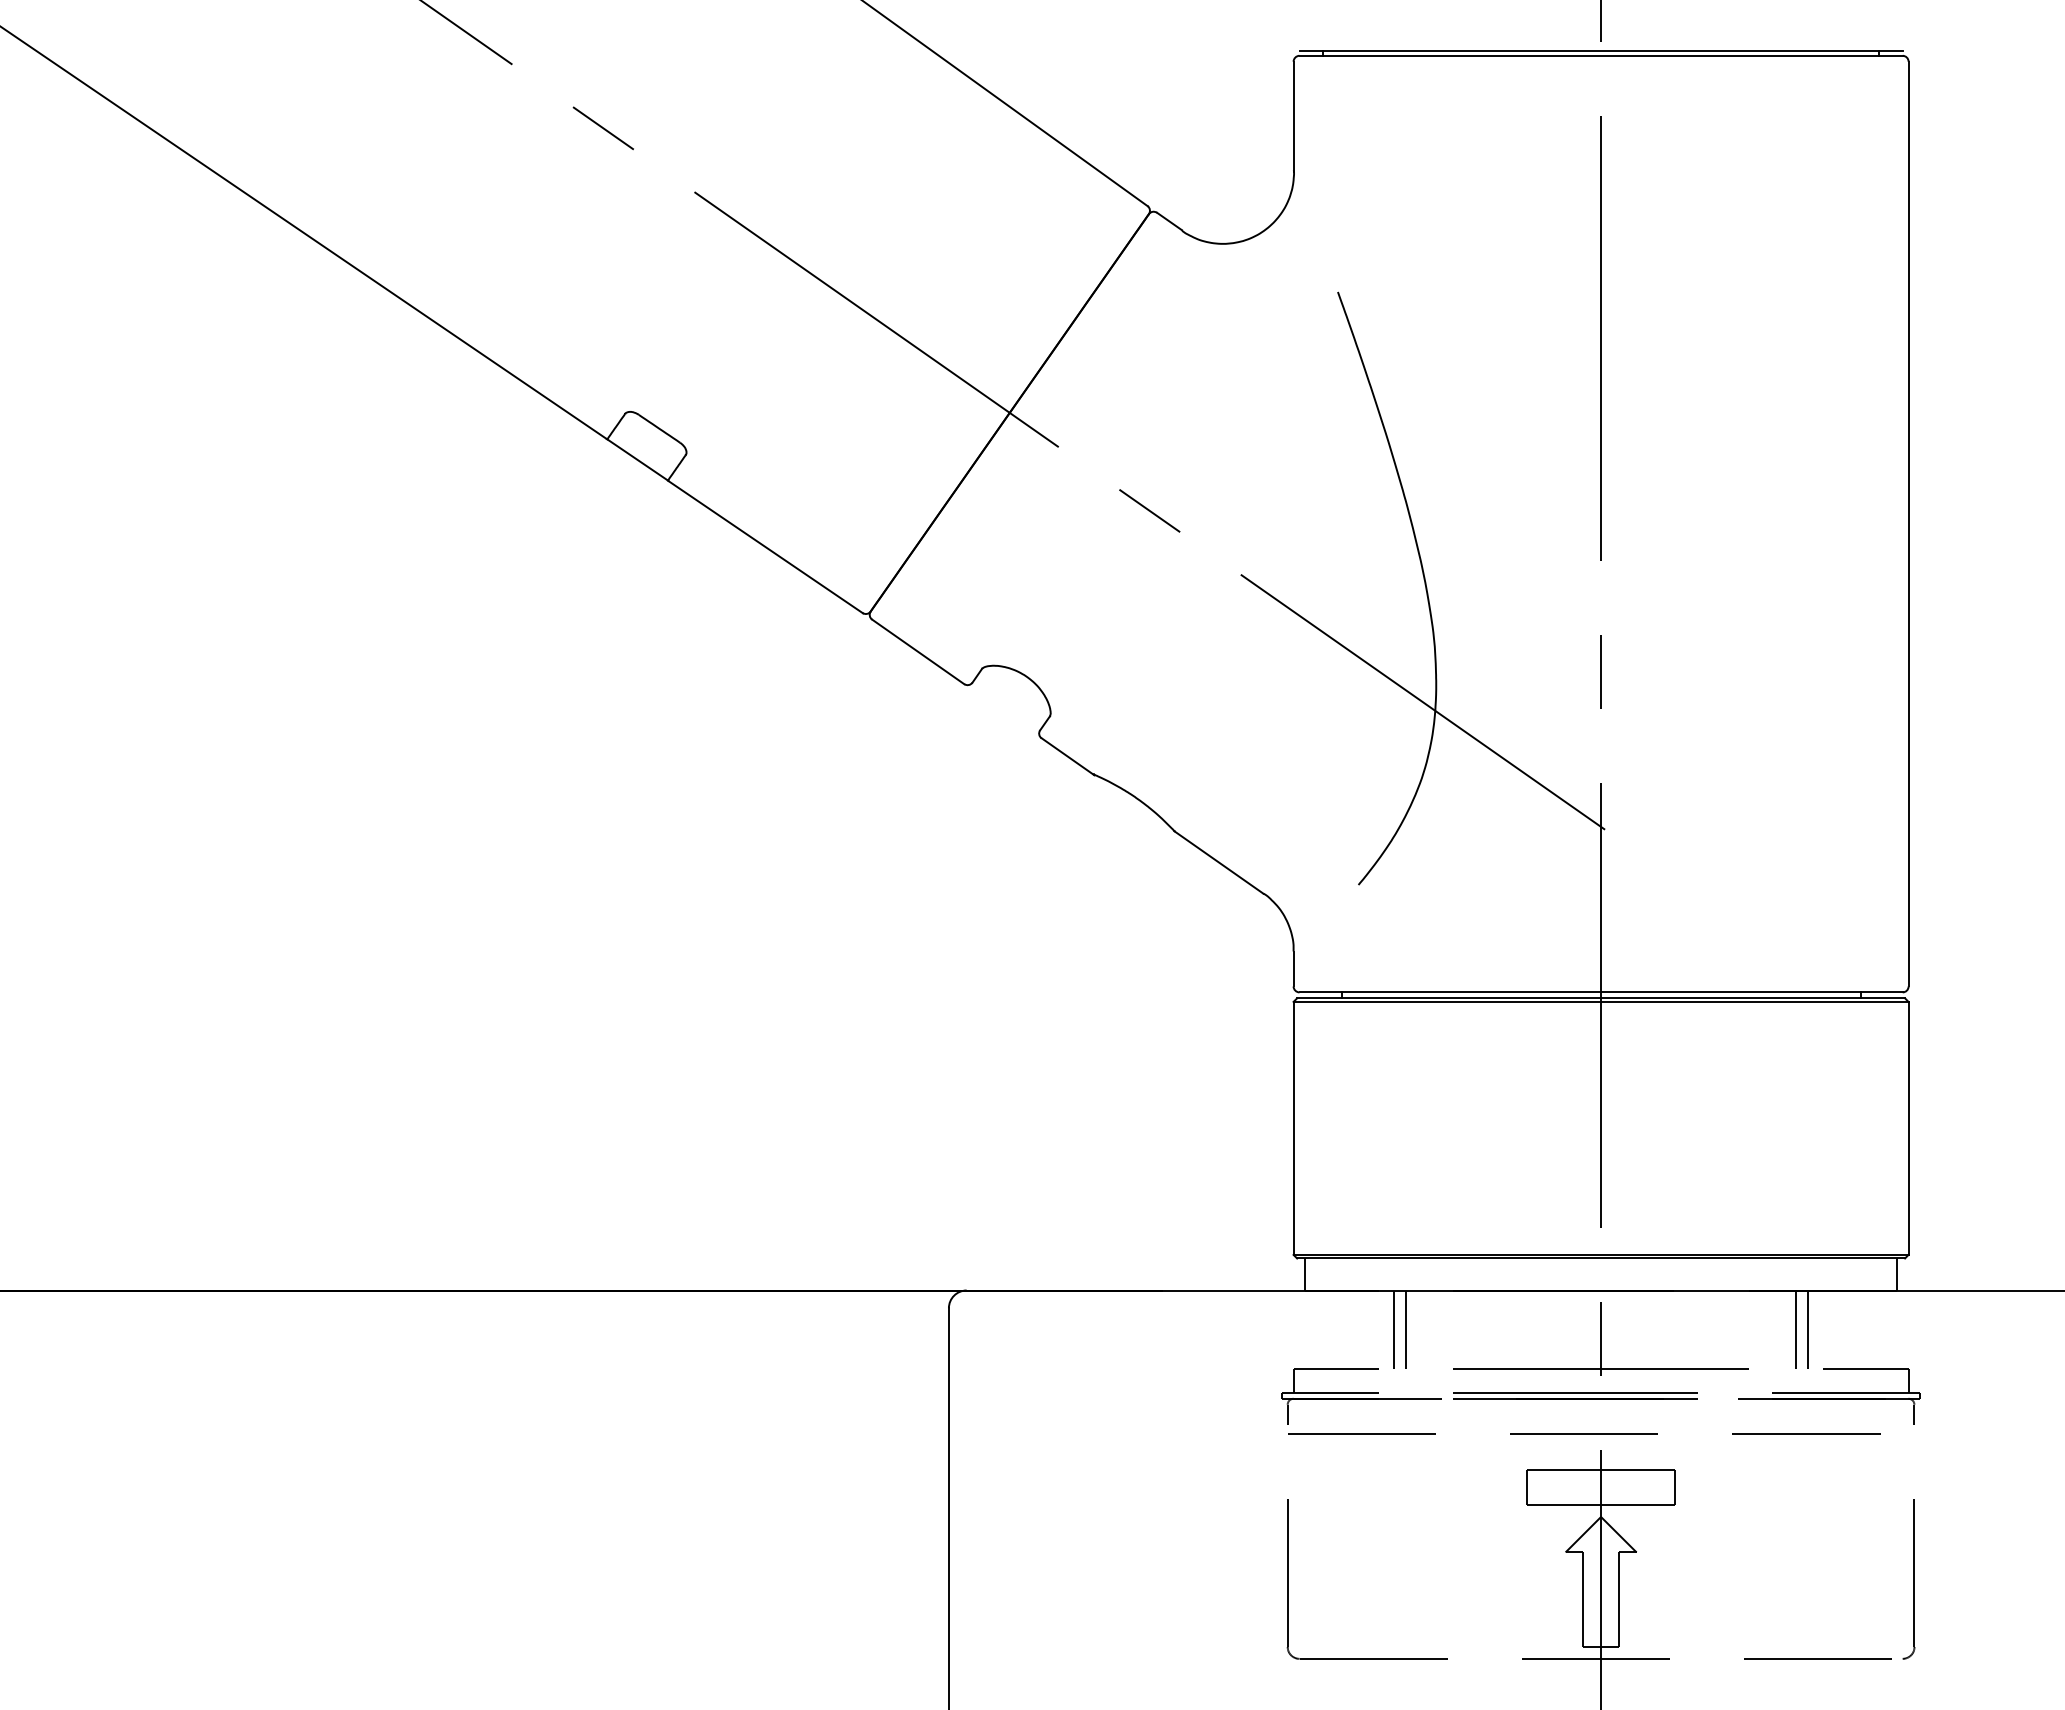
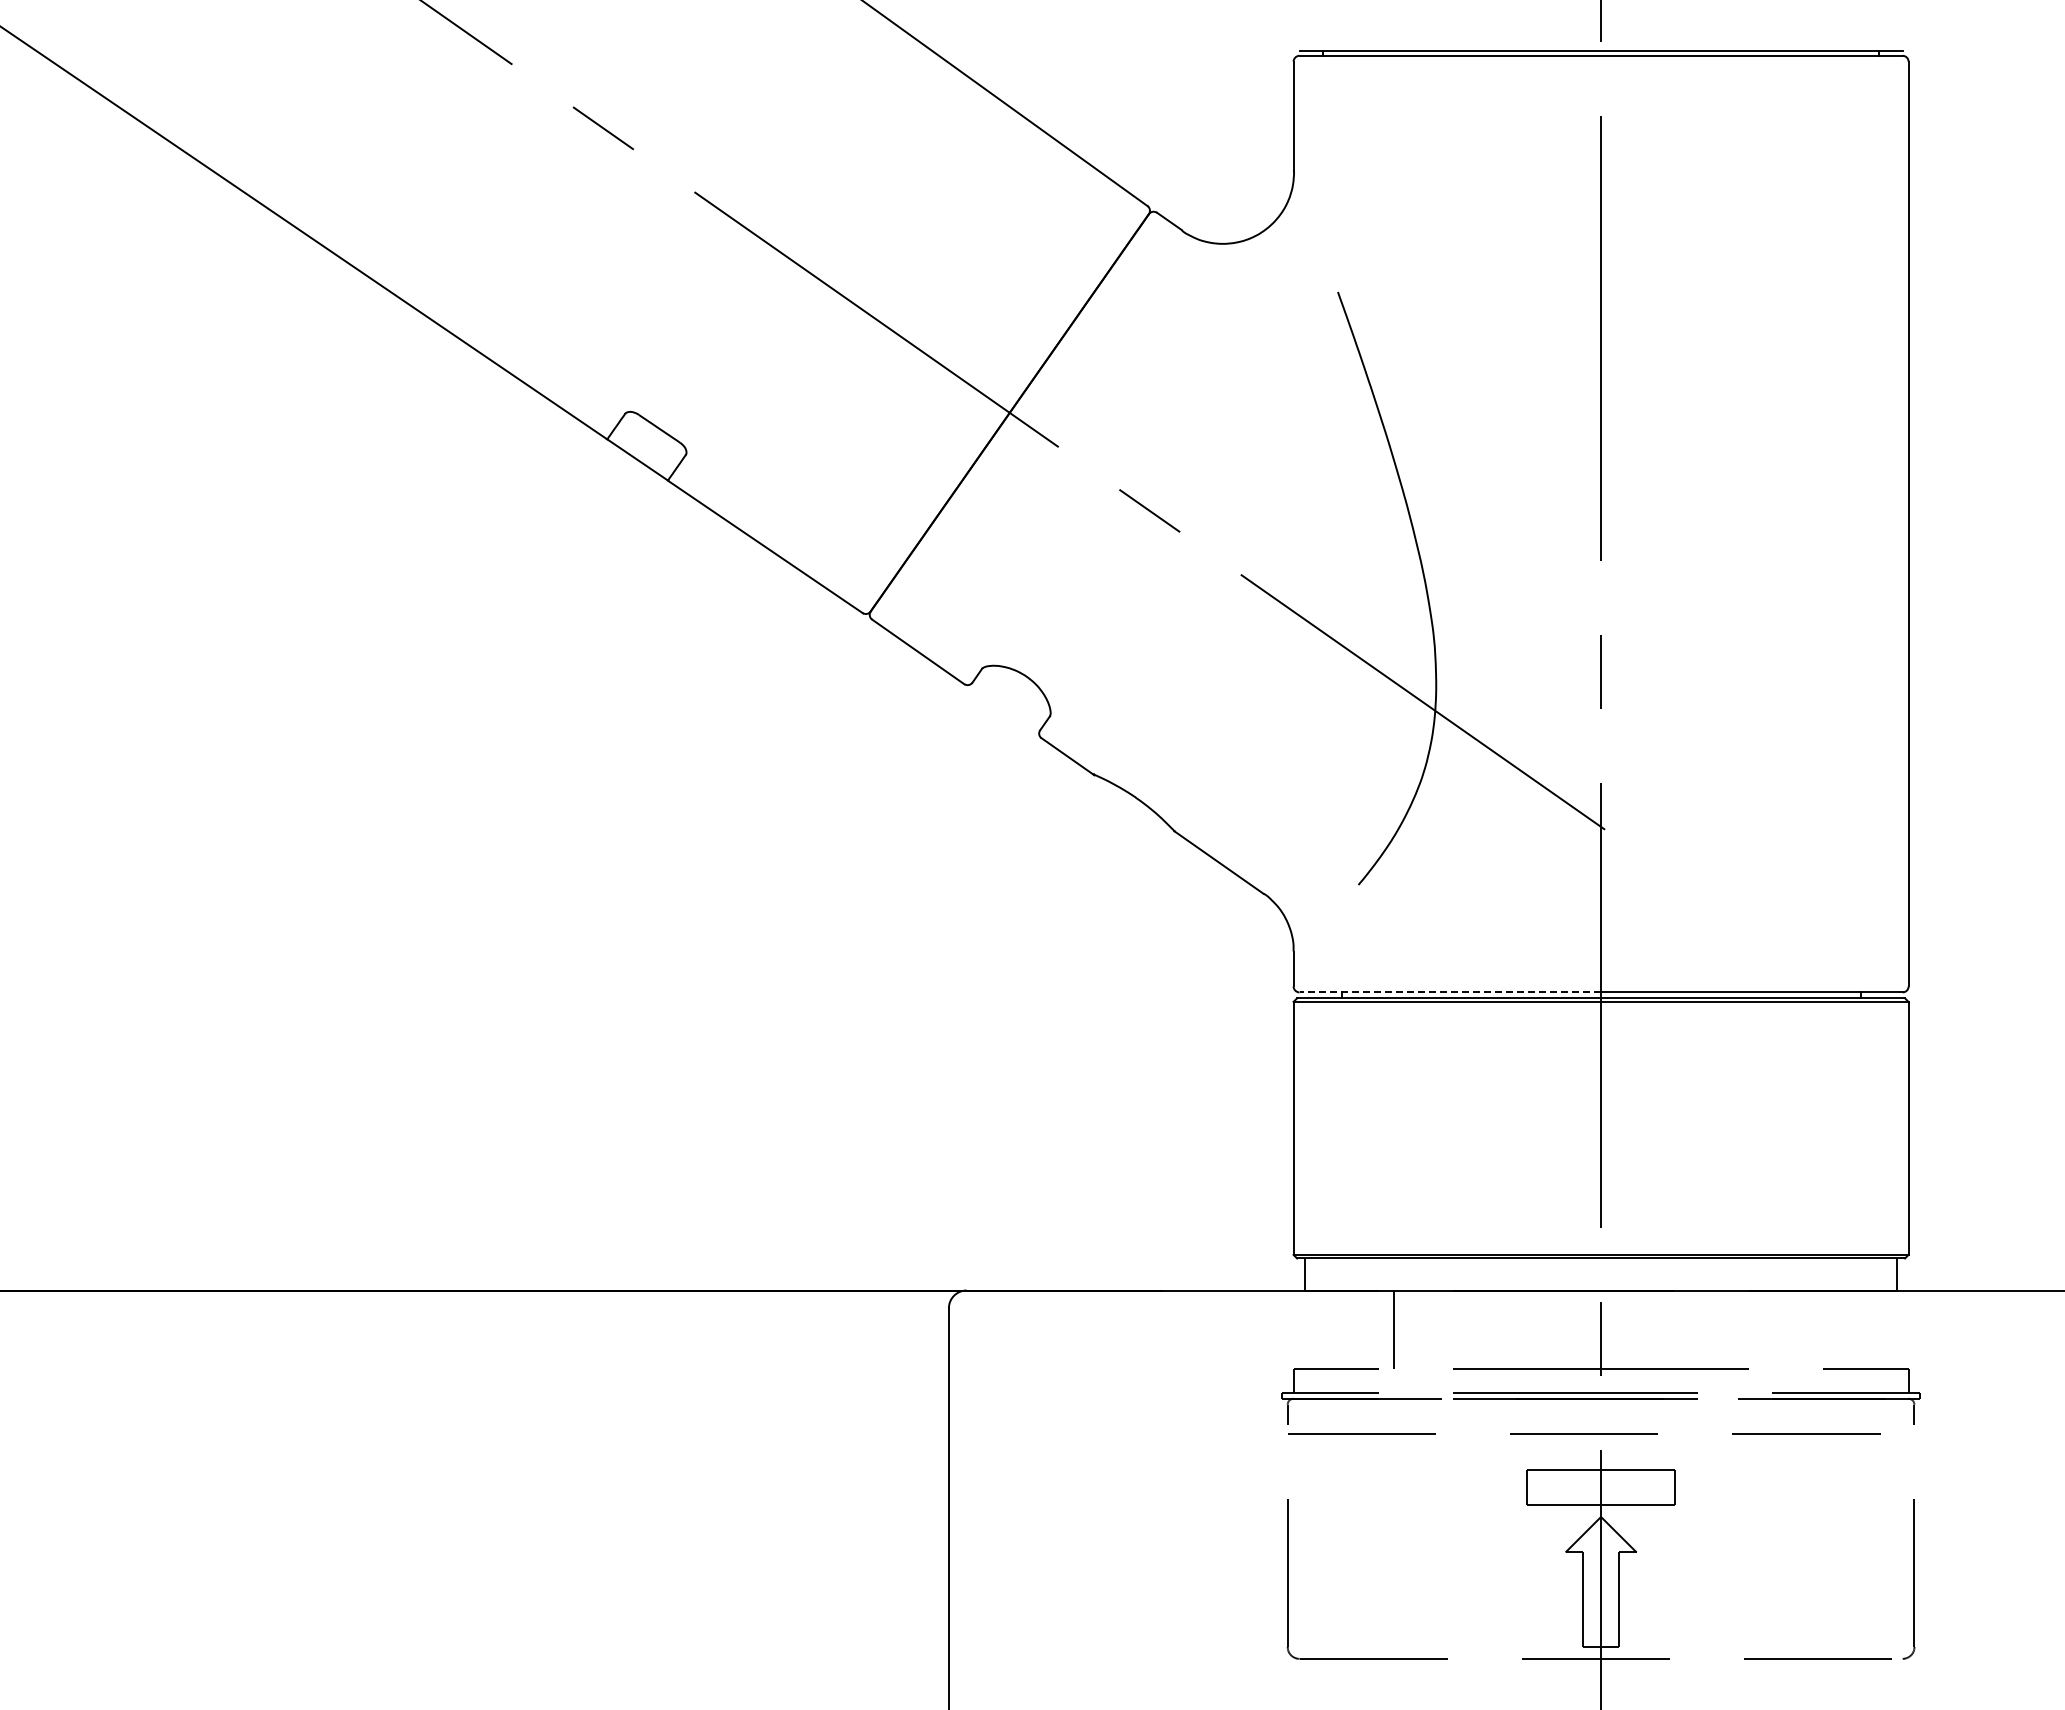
line: solid -> dashed (1450, 992)
line: present -> none (1406, 1329)
line: present -> none (1795, 1329)
line: present -> none (1808, 1329)
